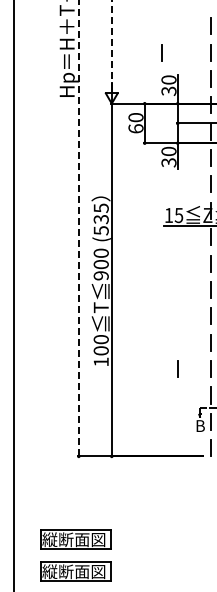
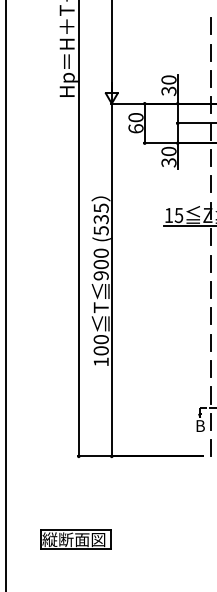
line: dashed -> solid (111, 46)
line: present -> none (161, 52)
line: dashed -> solid (78, 228)
line position: (14, 295) -> (6, 295) (6, 295)
line: present -> none (177, 368)
part: present -> none (75, 571)
